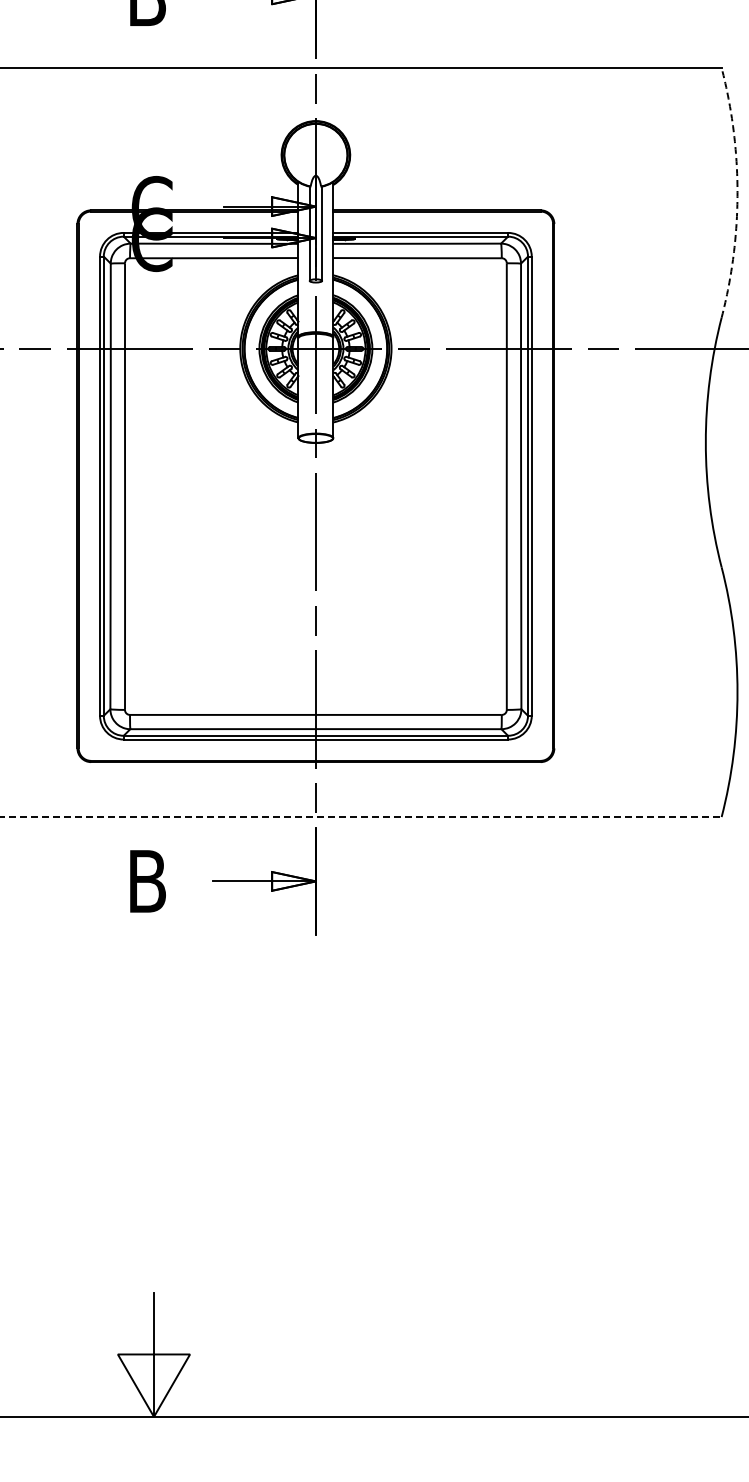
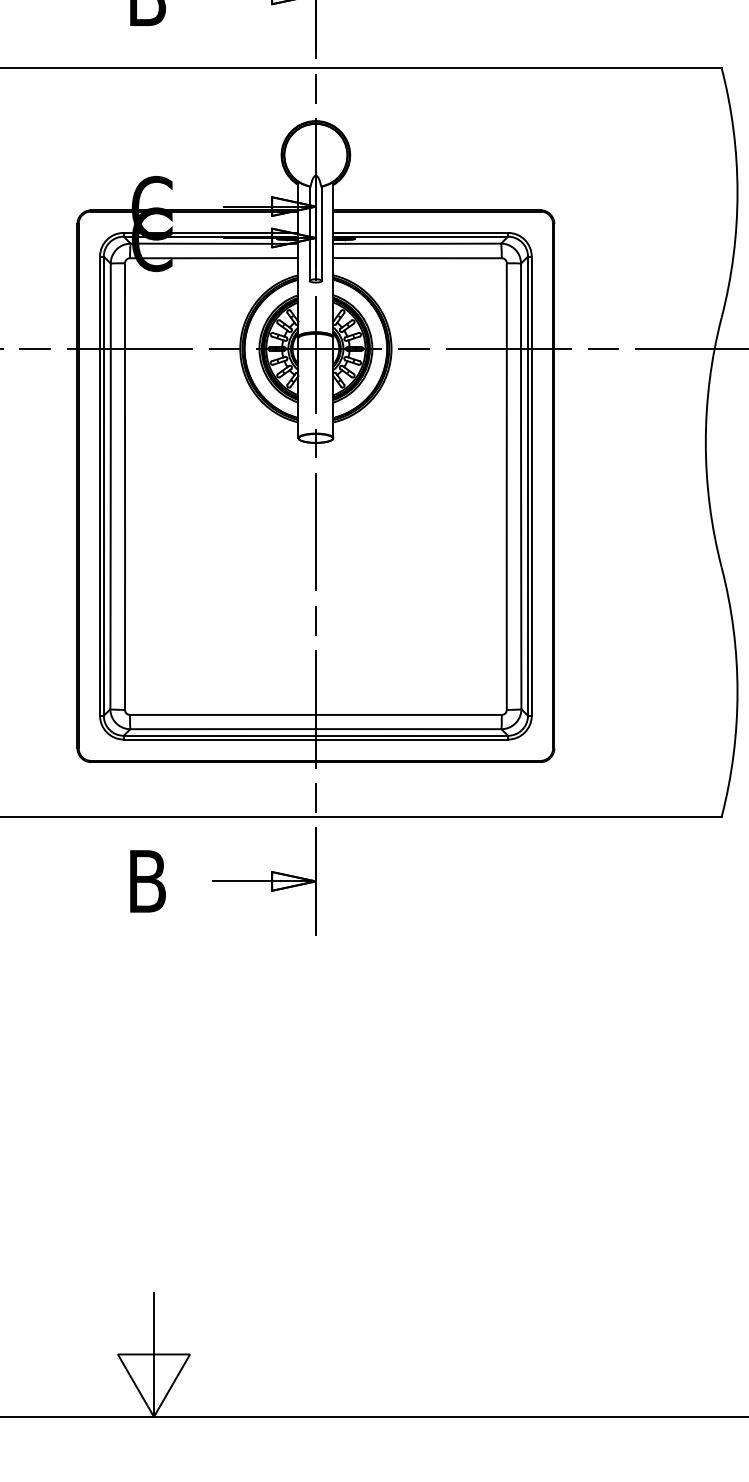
arc: dashed -> solid (737, 192)
line: dashed -> solid (360, 817)
